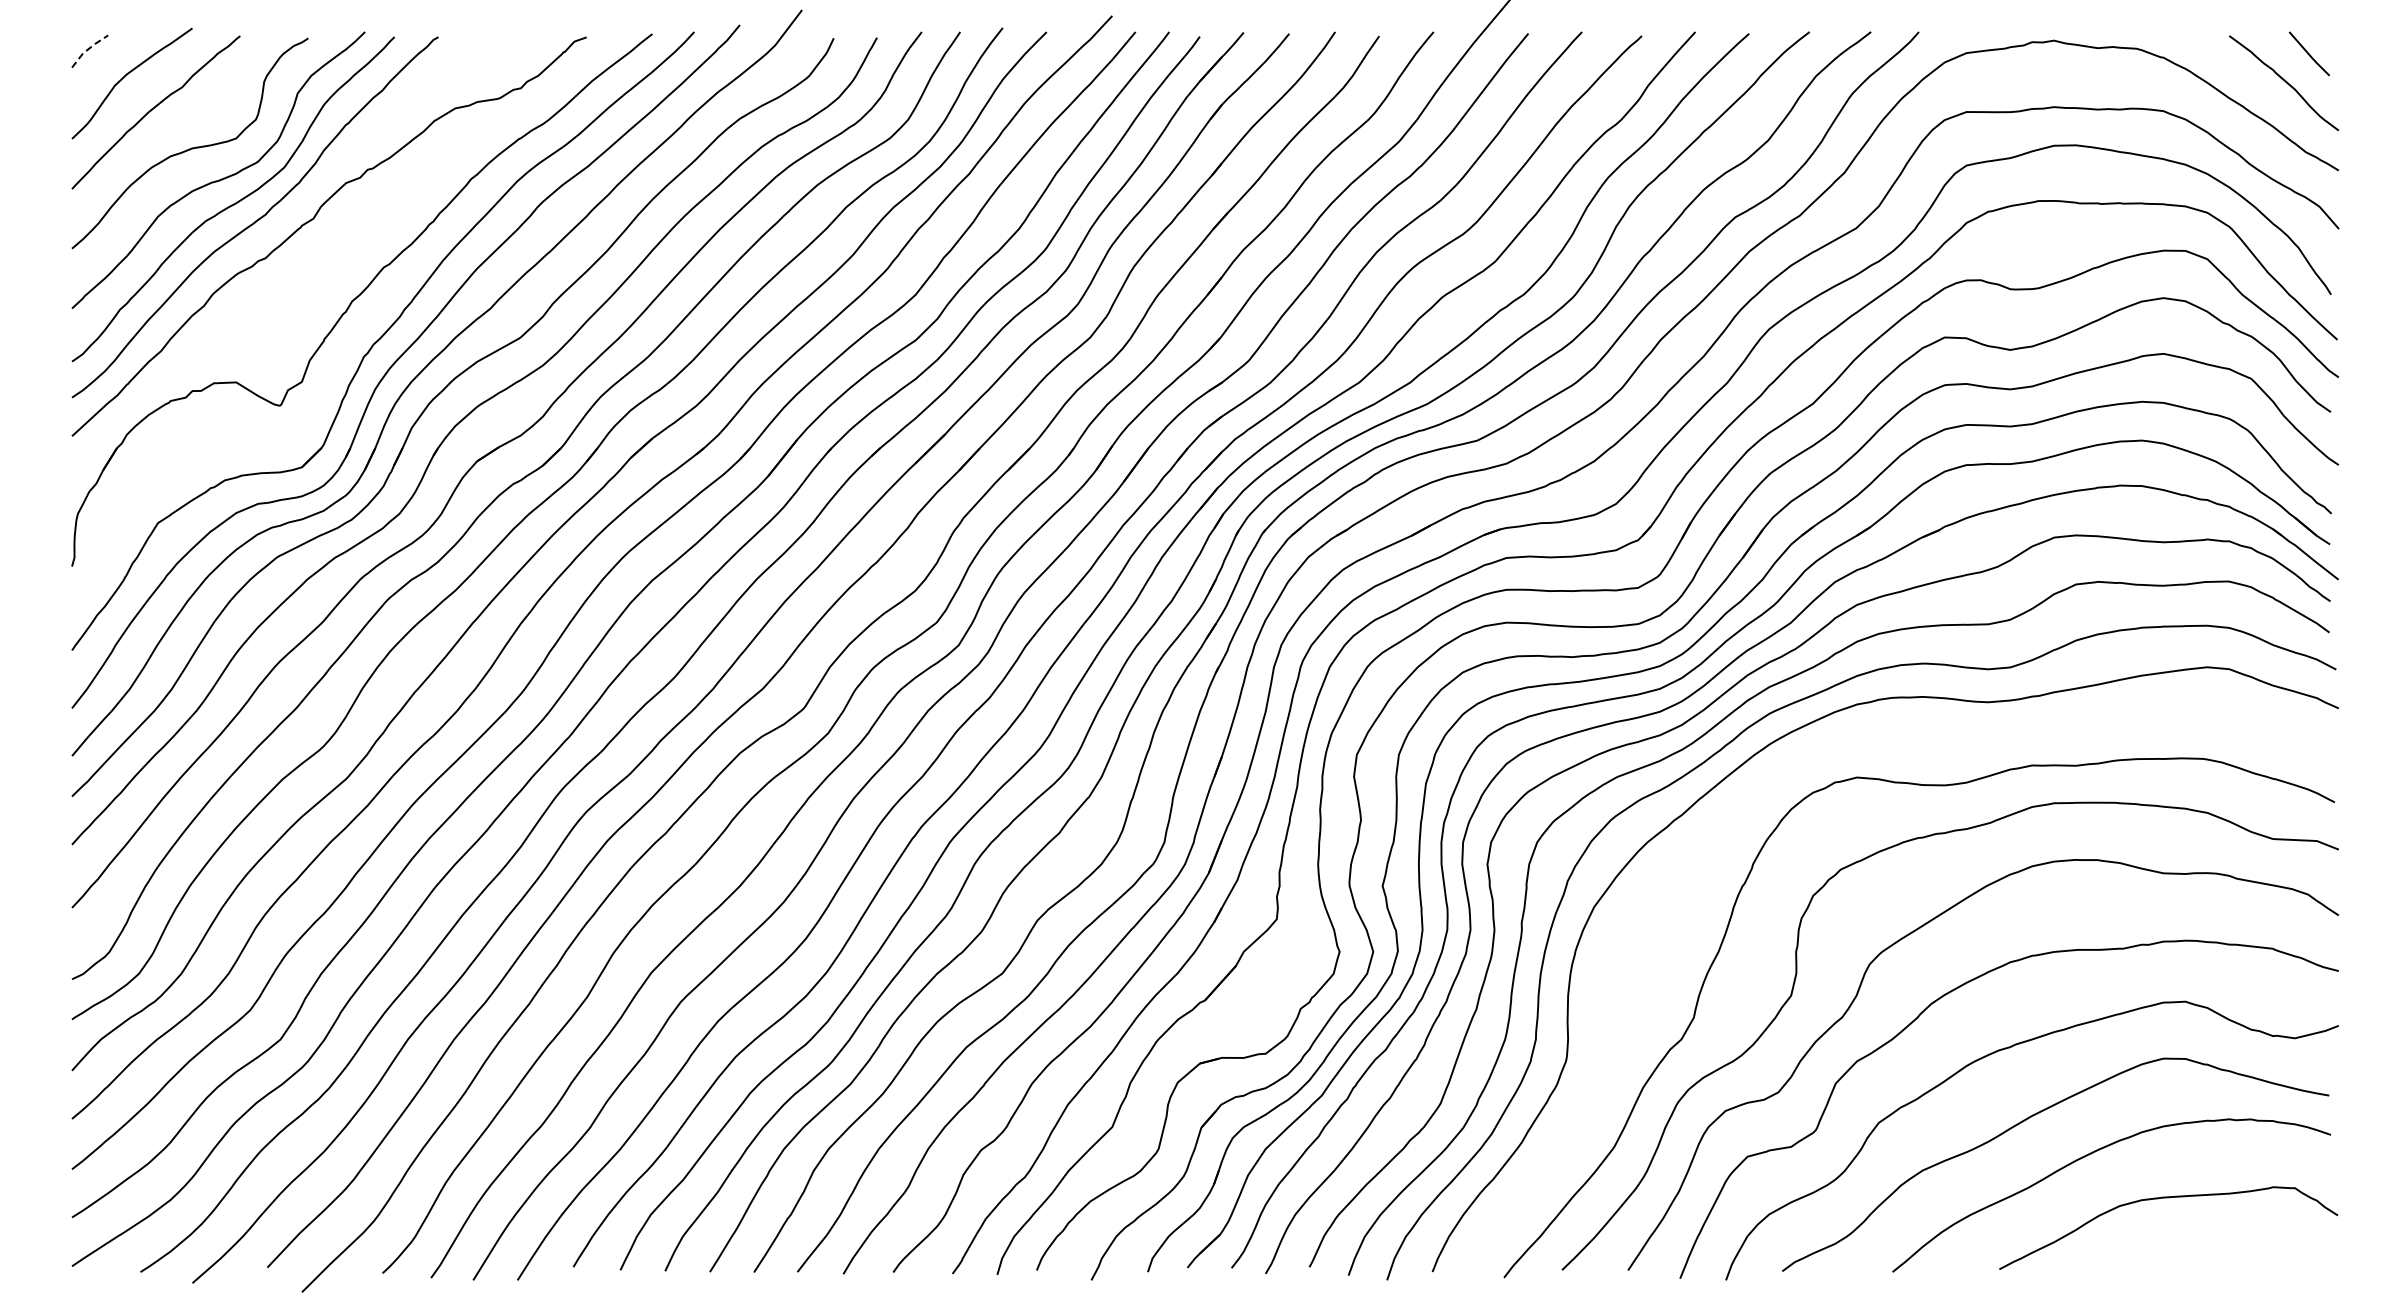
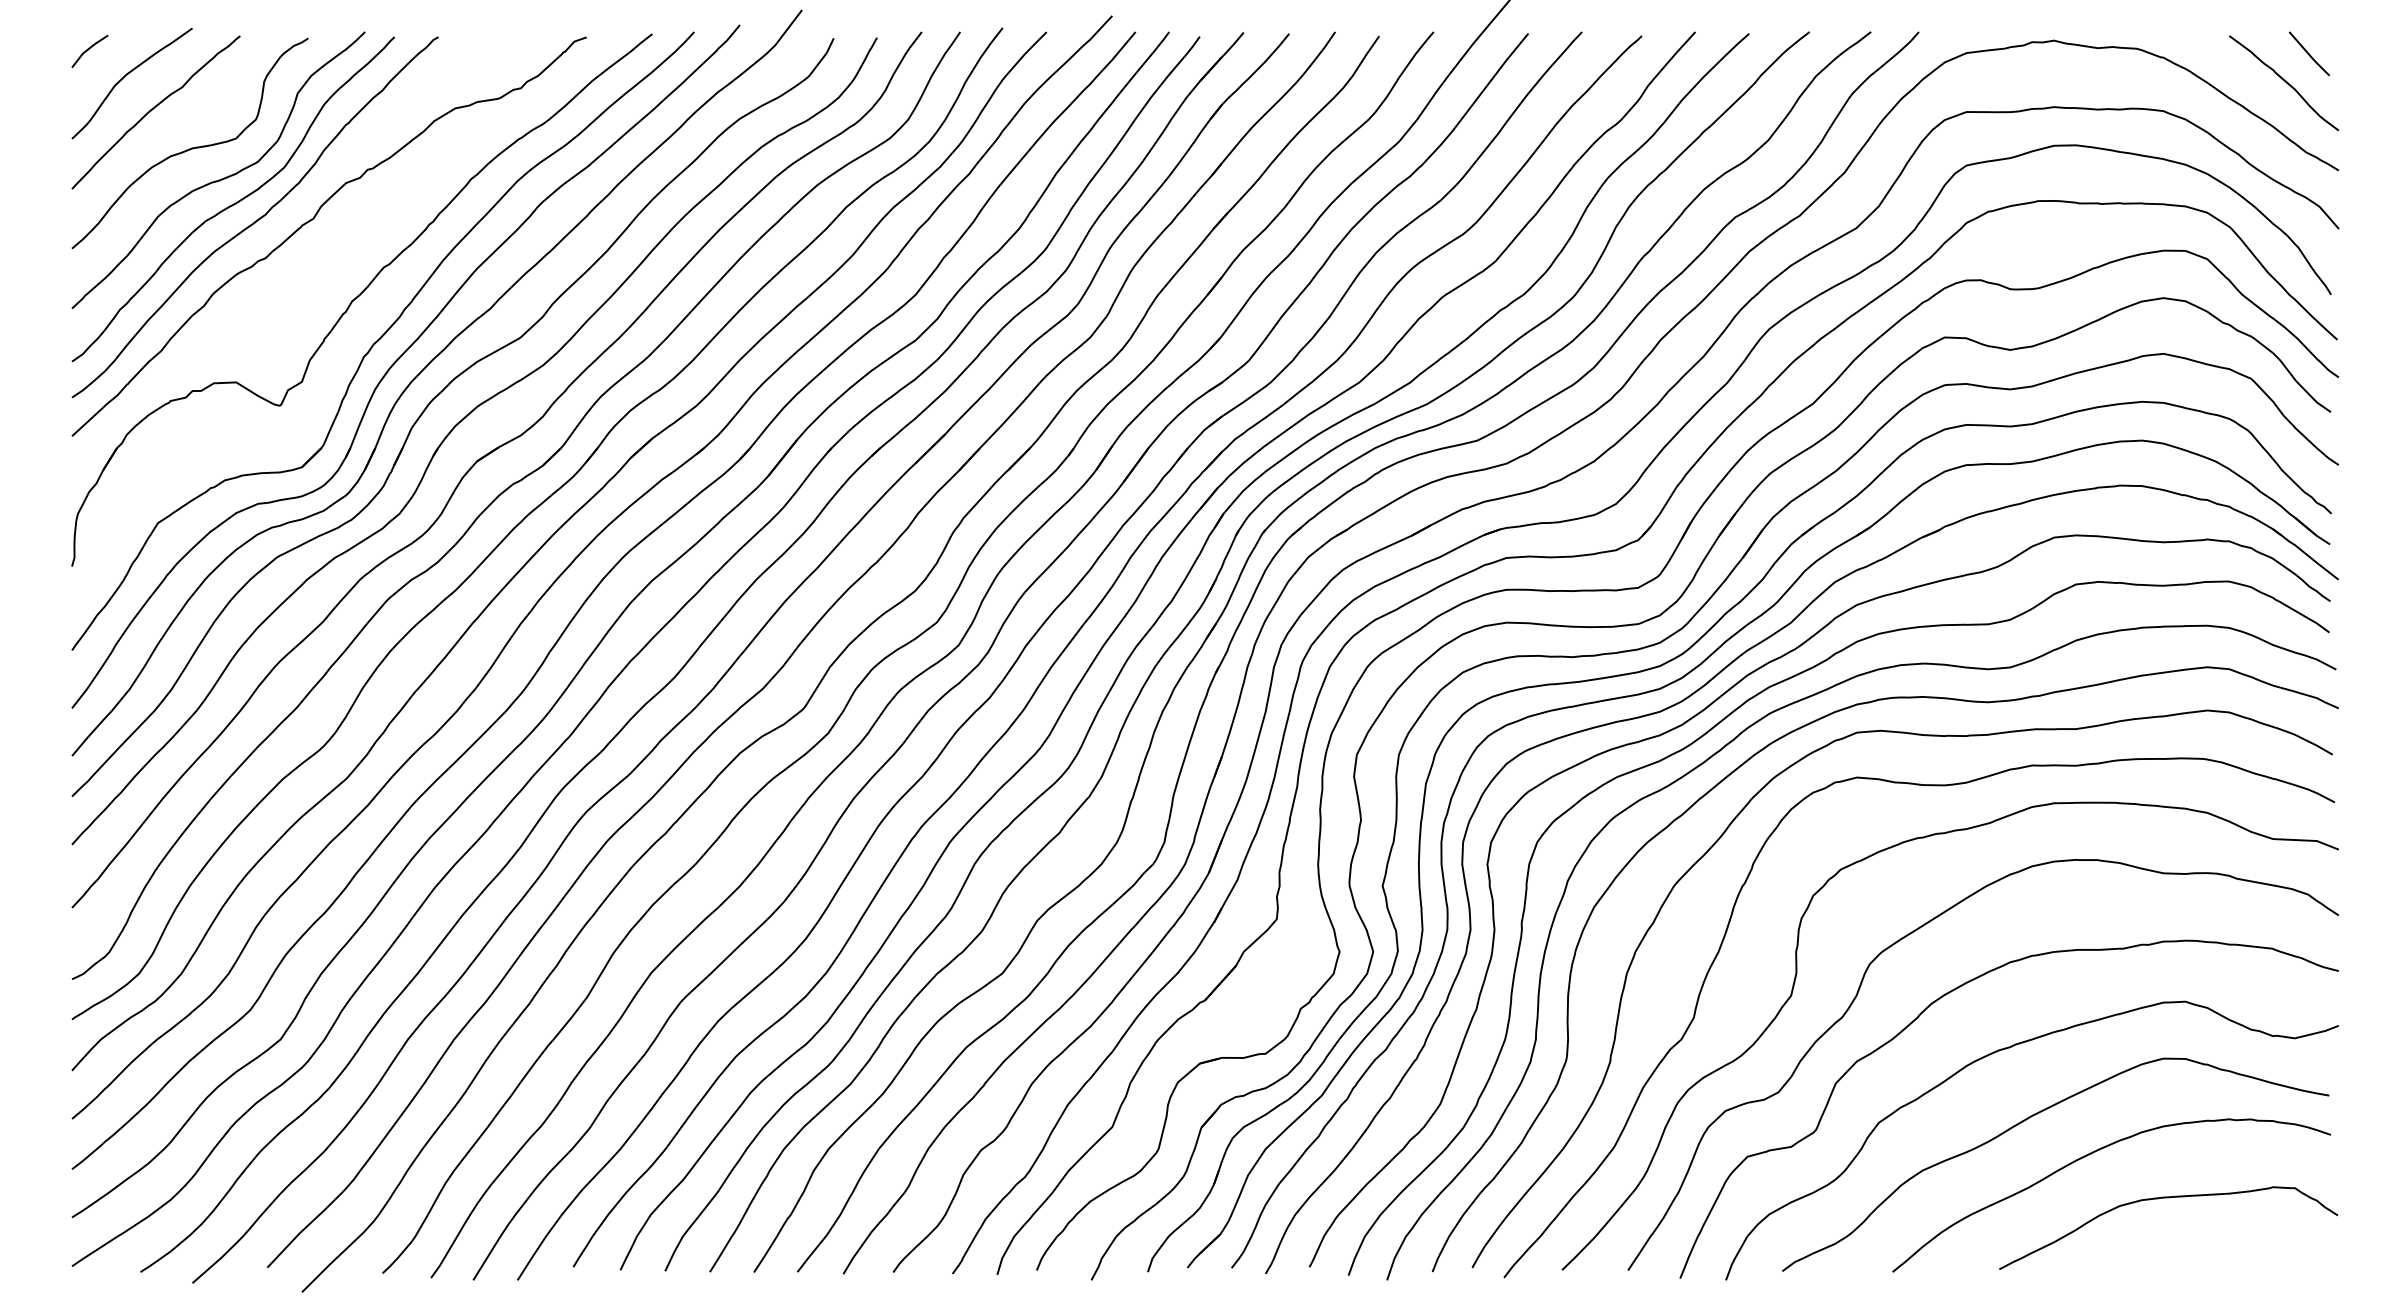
line: dashed -> solid (88, 49)
curve: none -> present (1722, 836)
